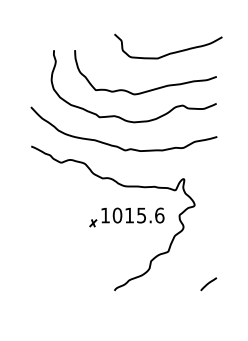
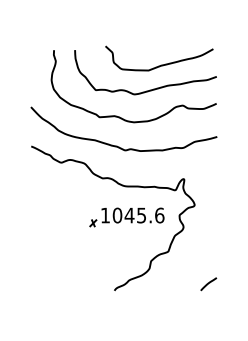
curve position: (170, 52) -> (161, 64) (161, 64)
text: 1015.6 -> 1045.6 (129, 215)
